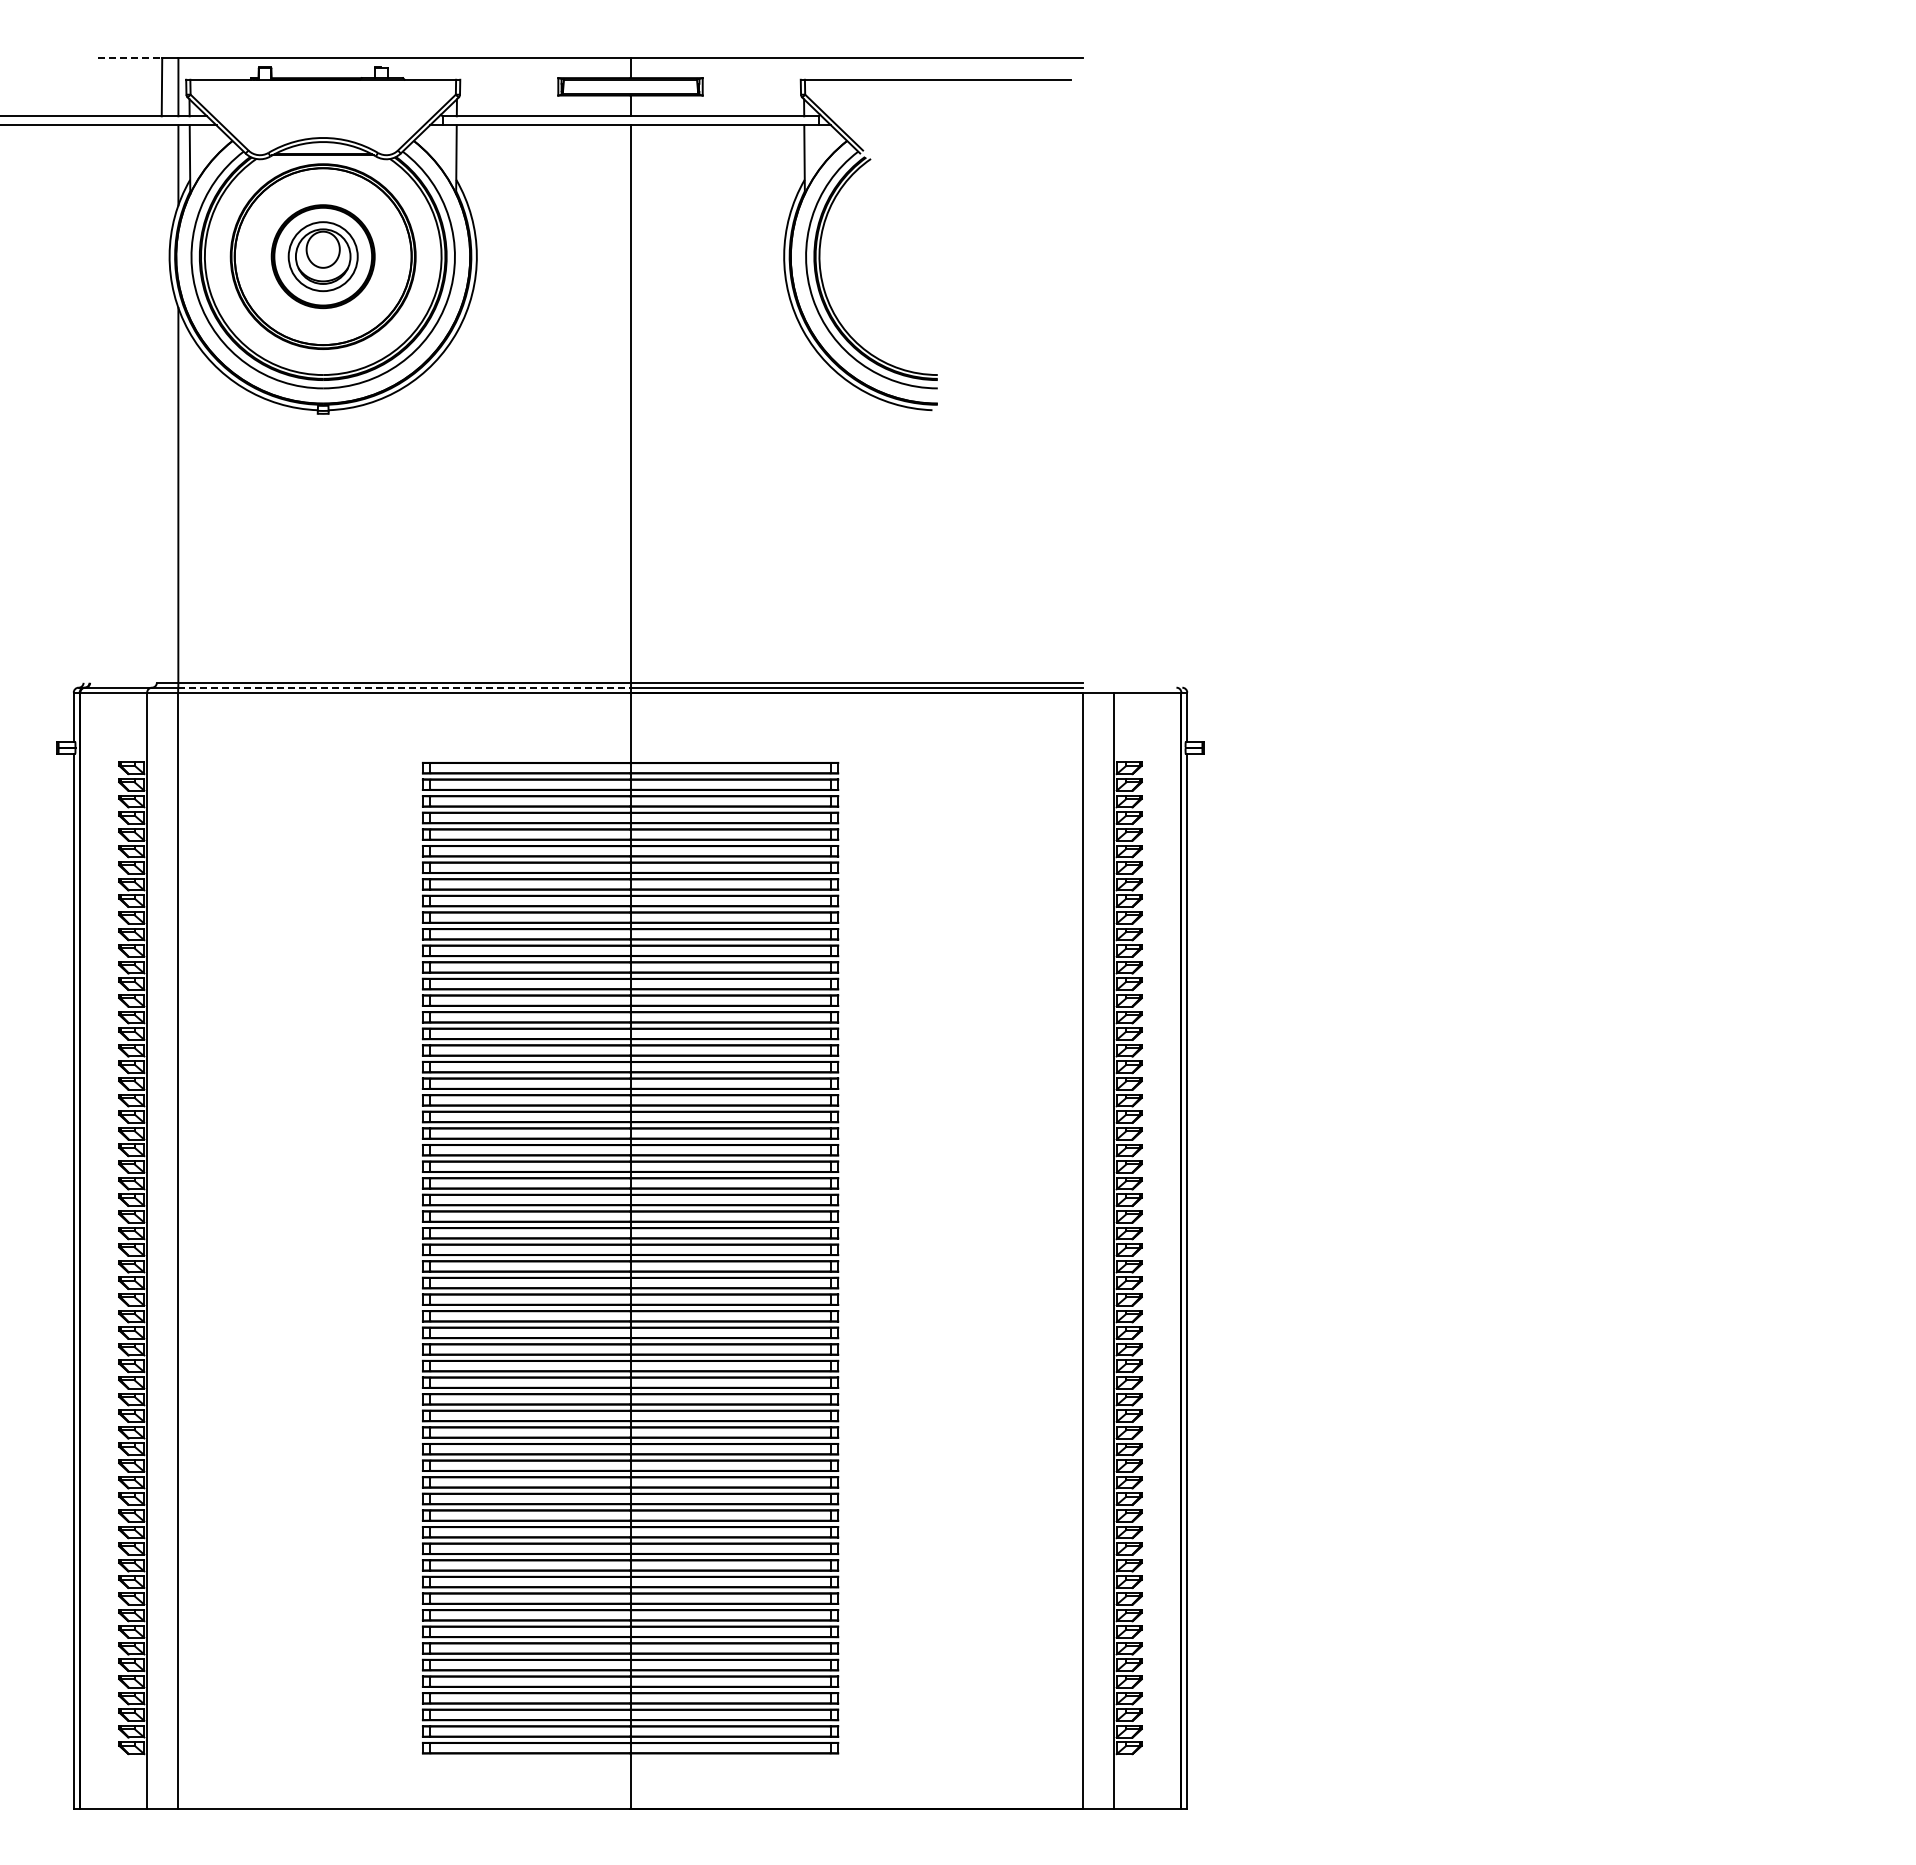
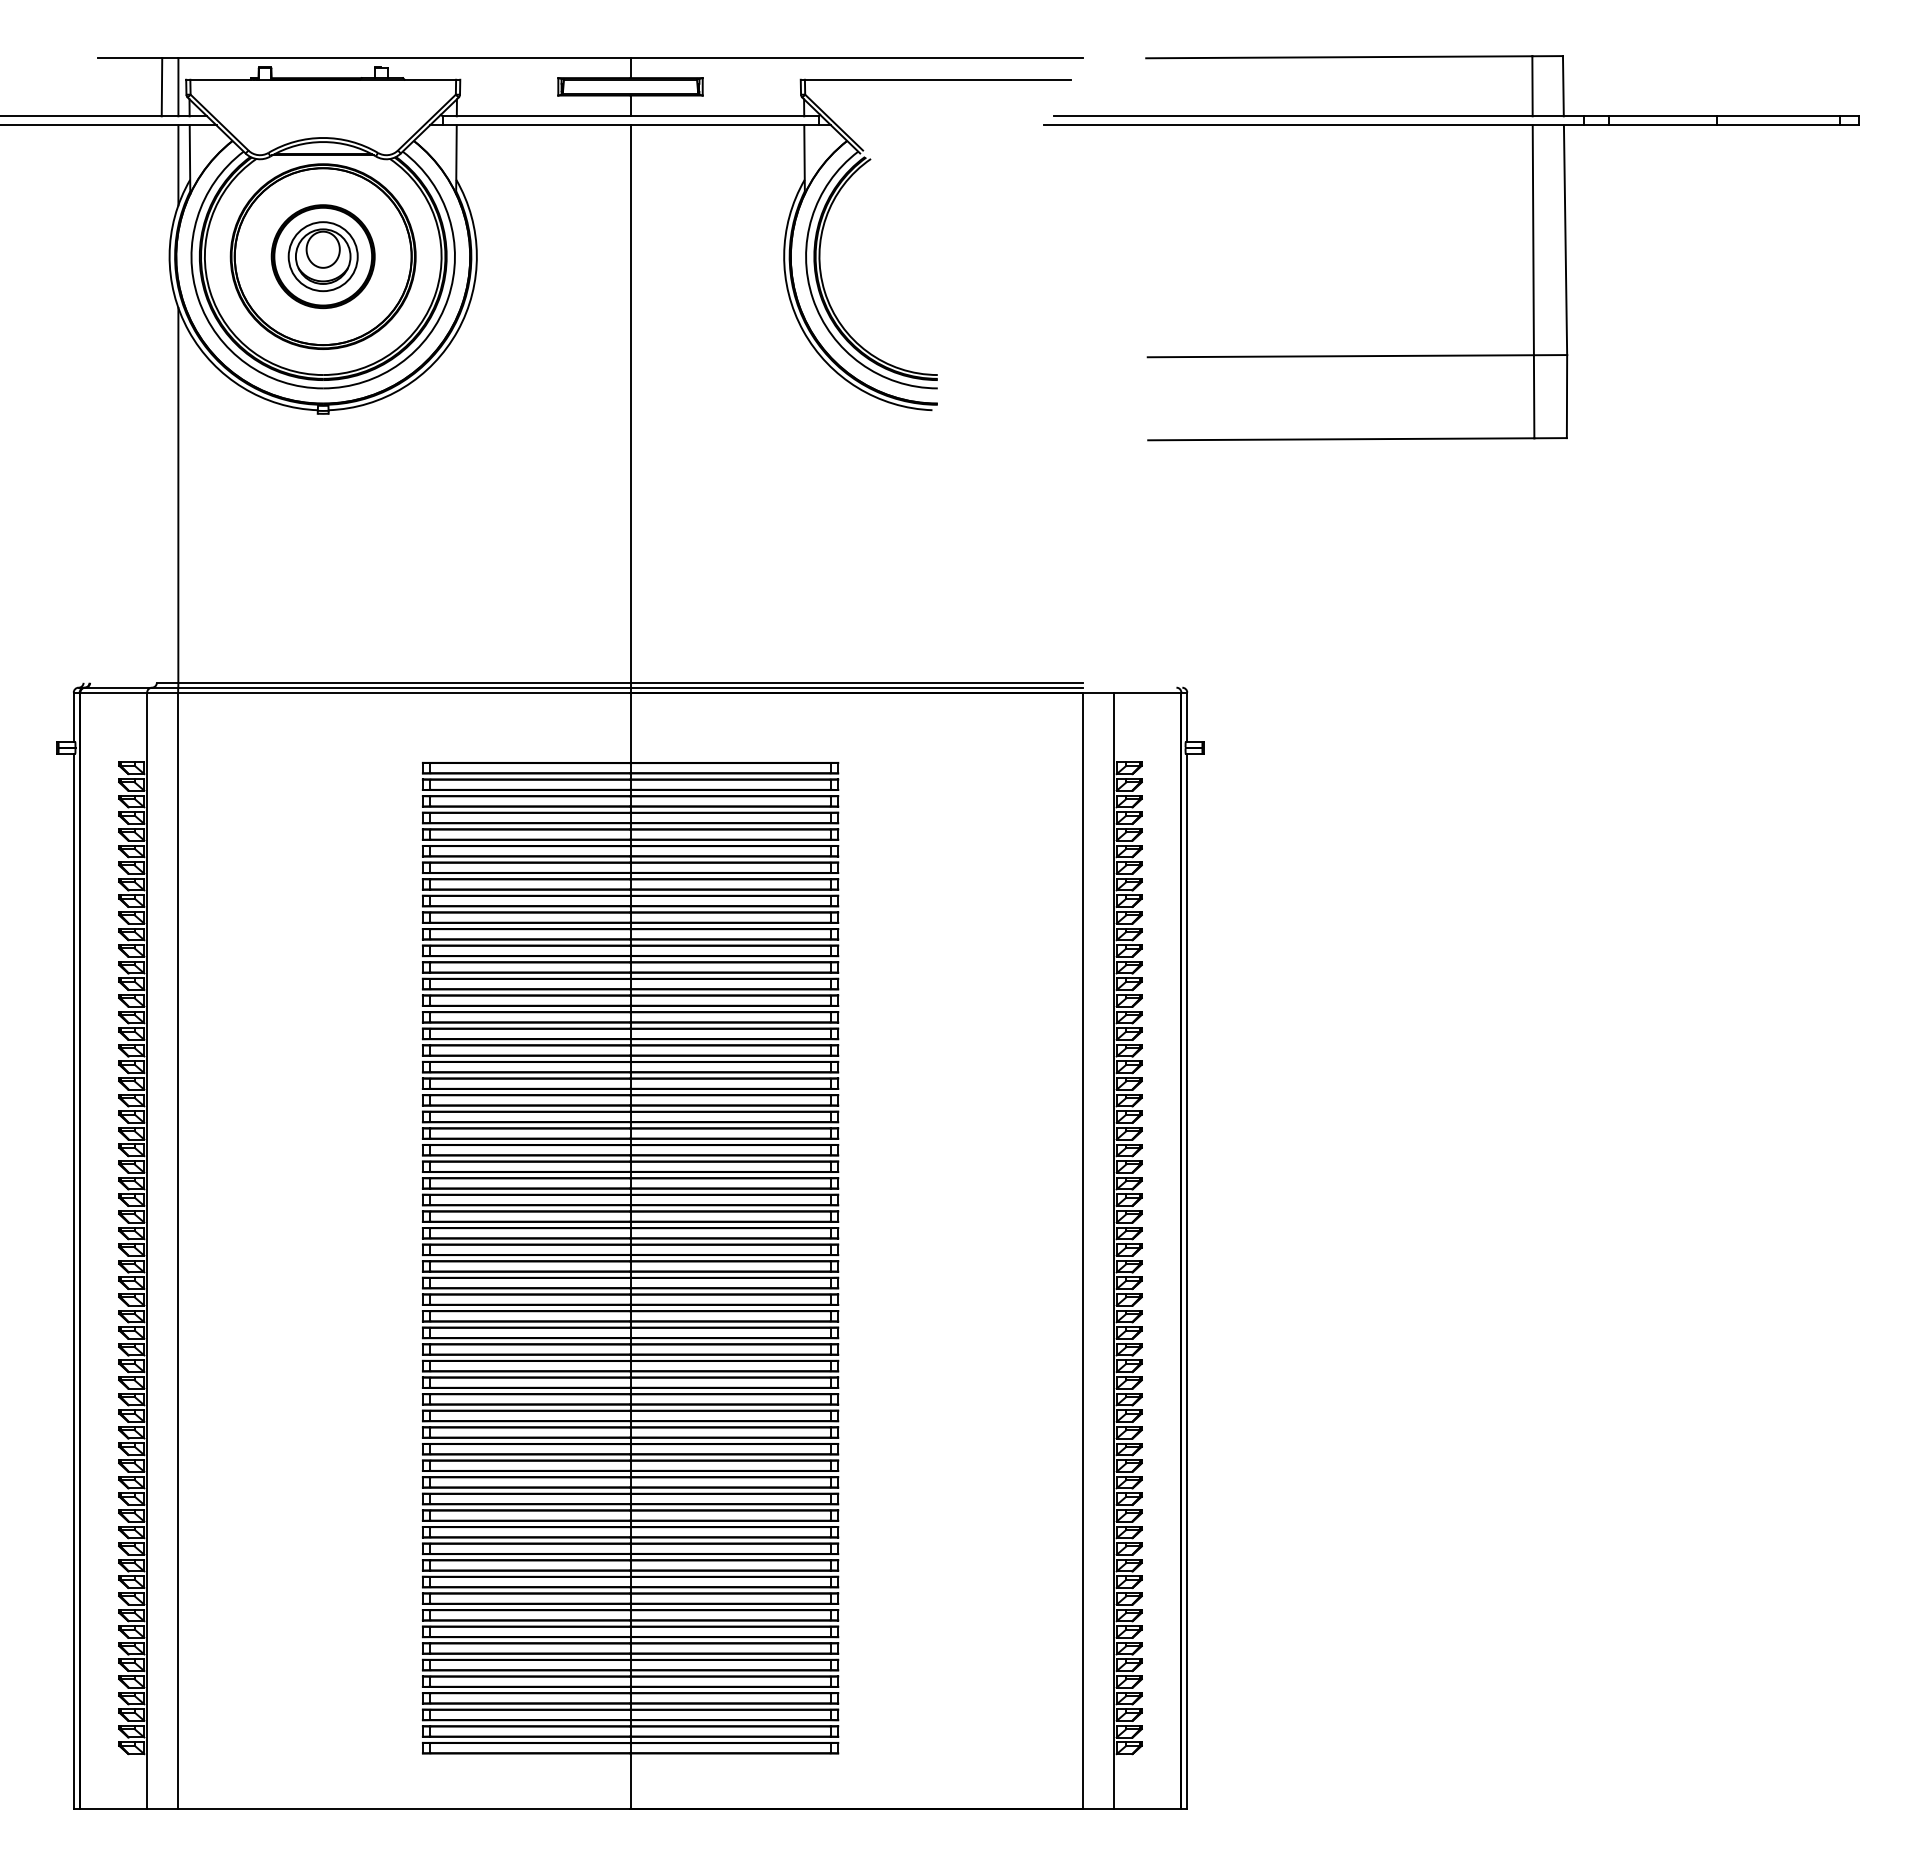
line: dashed -> solid (130, 58)
part: none -> present (1532, 248)
line: dashed -> solid (404, 687)
